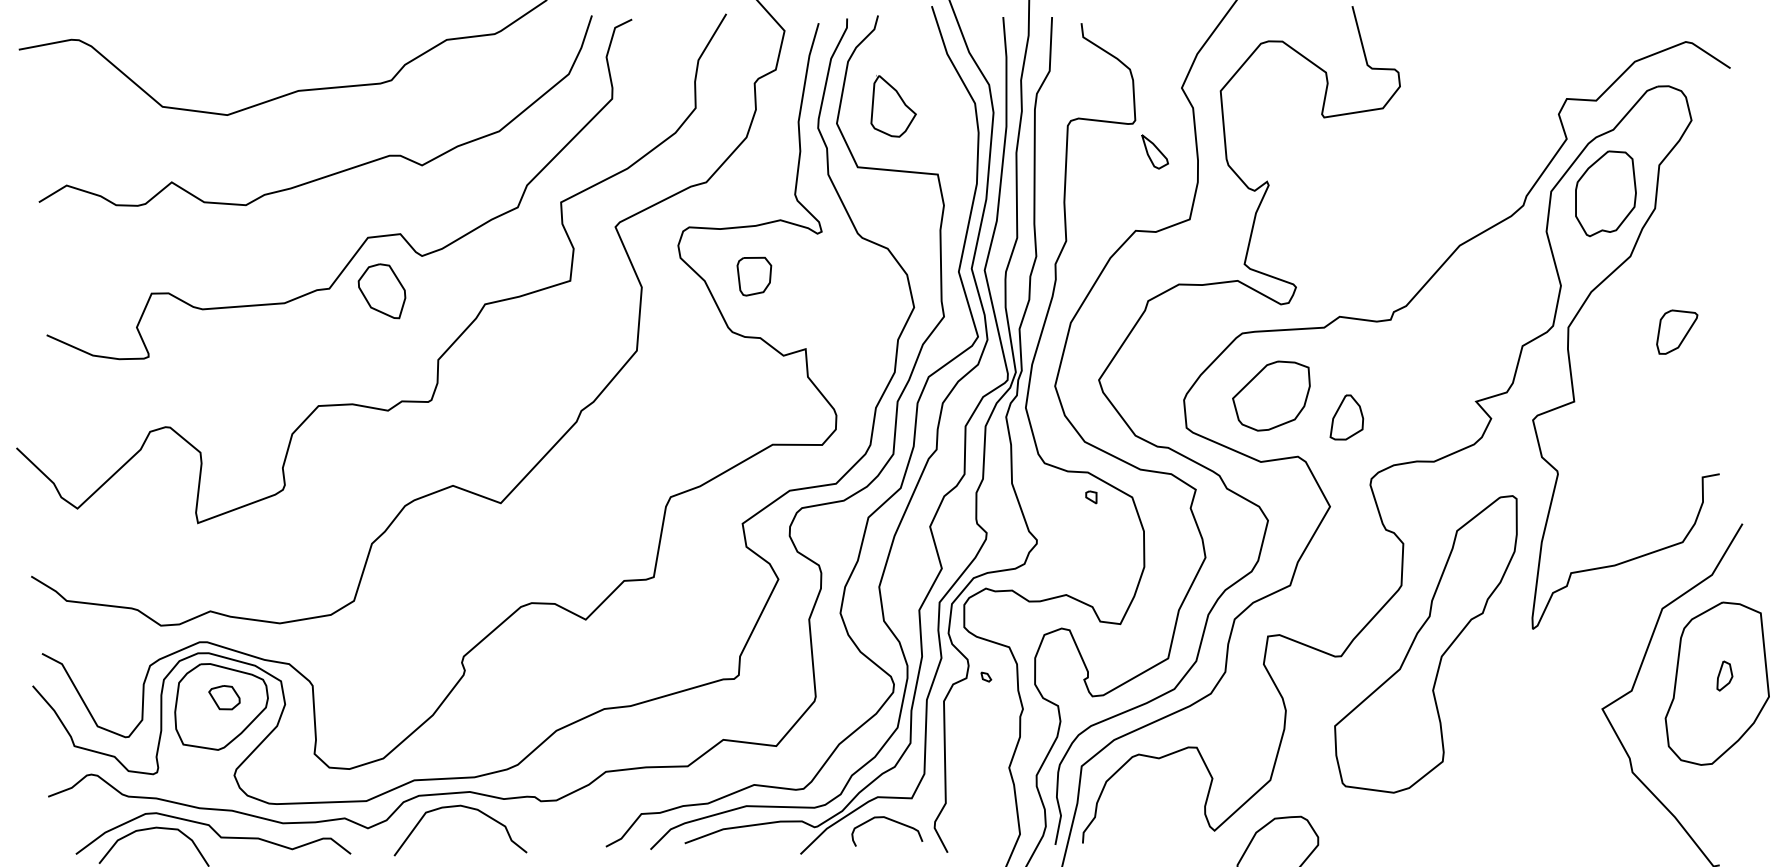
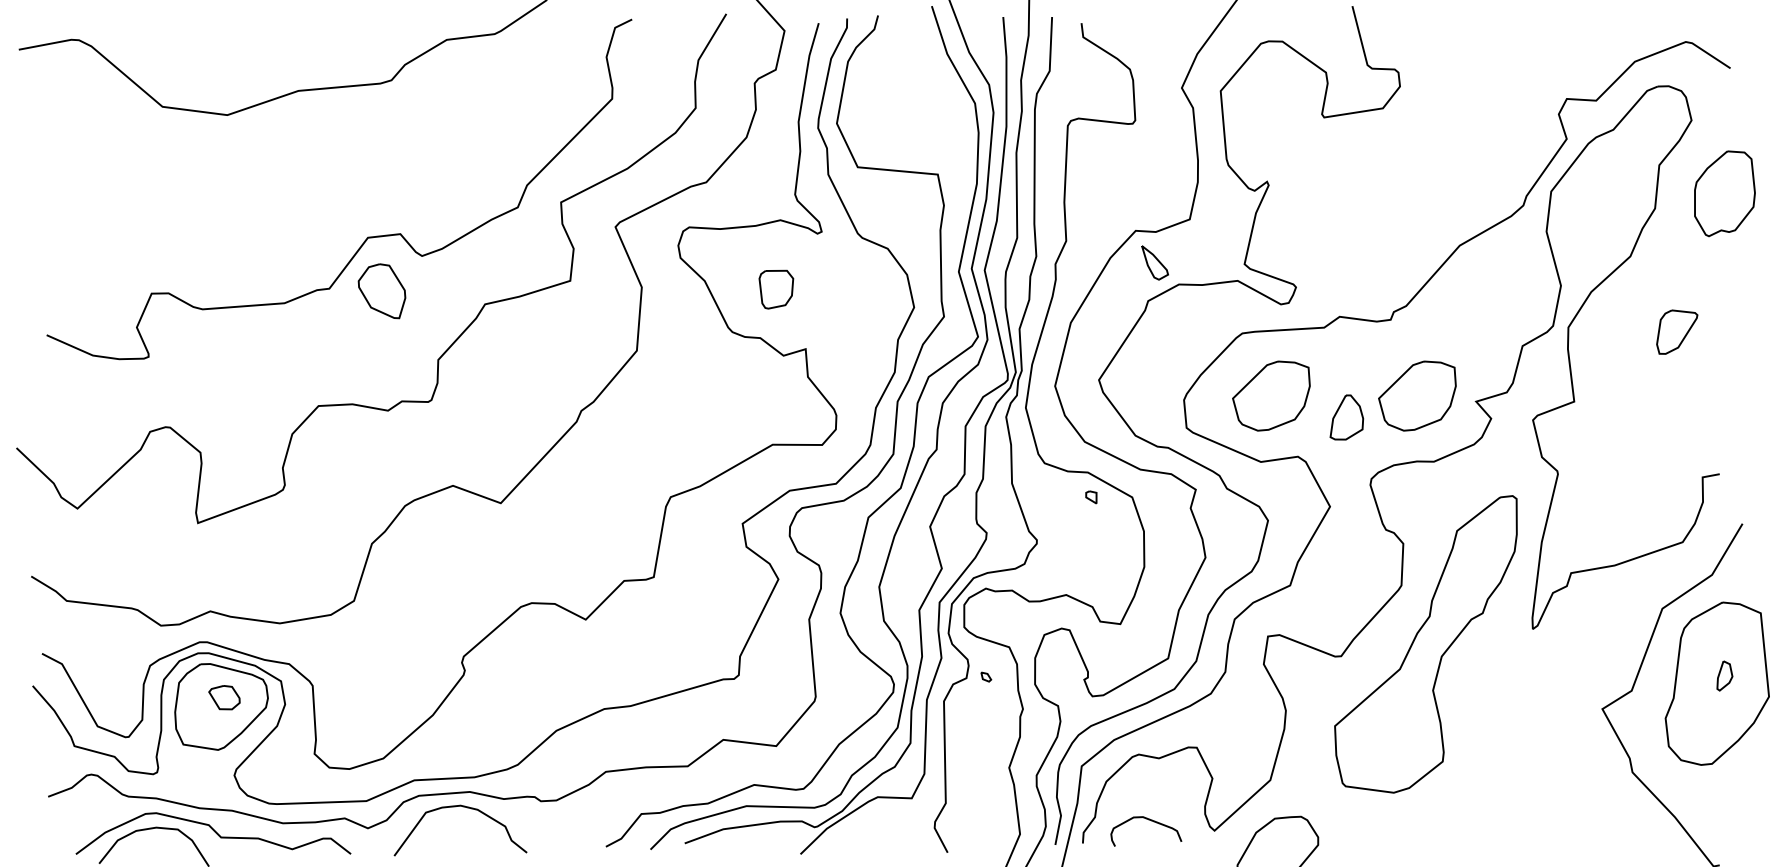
part: present -> none (893, 106)
part position: (1154, 151) -> (1154, 262) (1154, 262)
curve: present -> none (335, 172)
part position: (1605, 193) -> (1724, 193) (1724, 193)
part position: (754, 276) -> (776, 289) (776, 289)
part: none -> present (1417, 395)
curve position: (889, 820) -> (1148, 820) (1148, 820)
